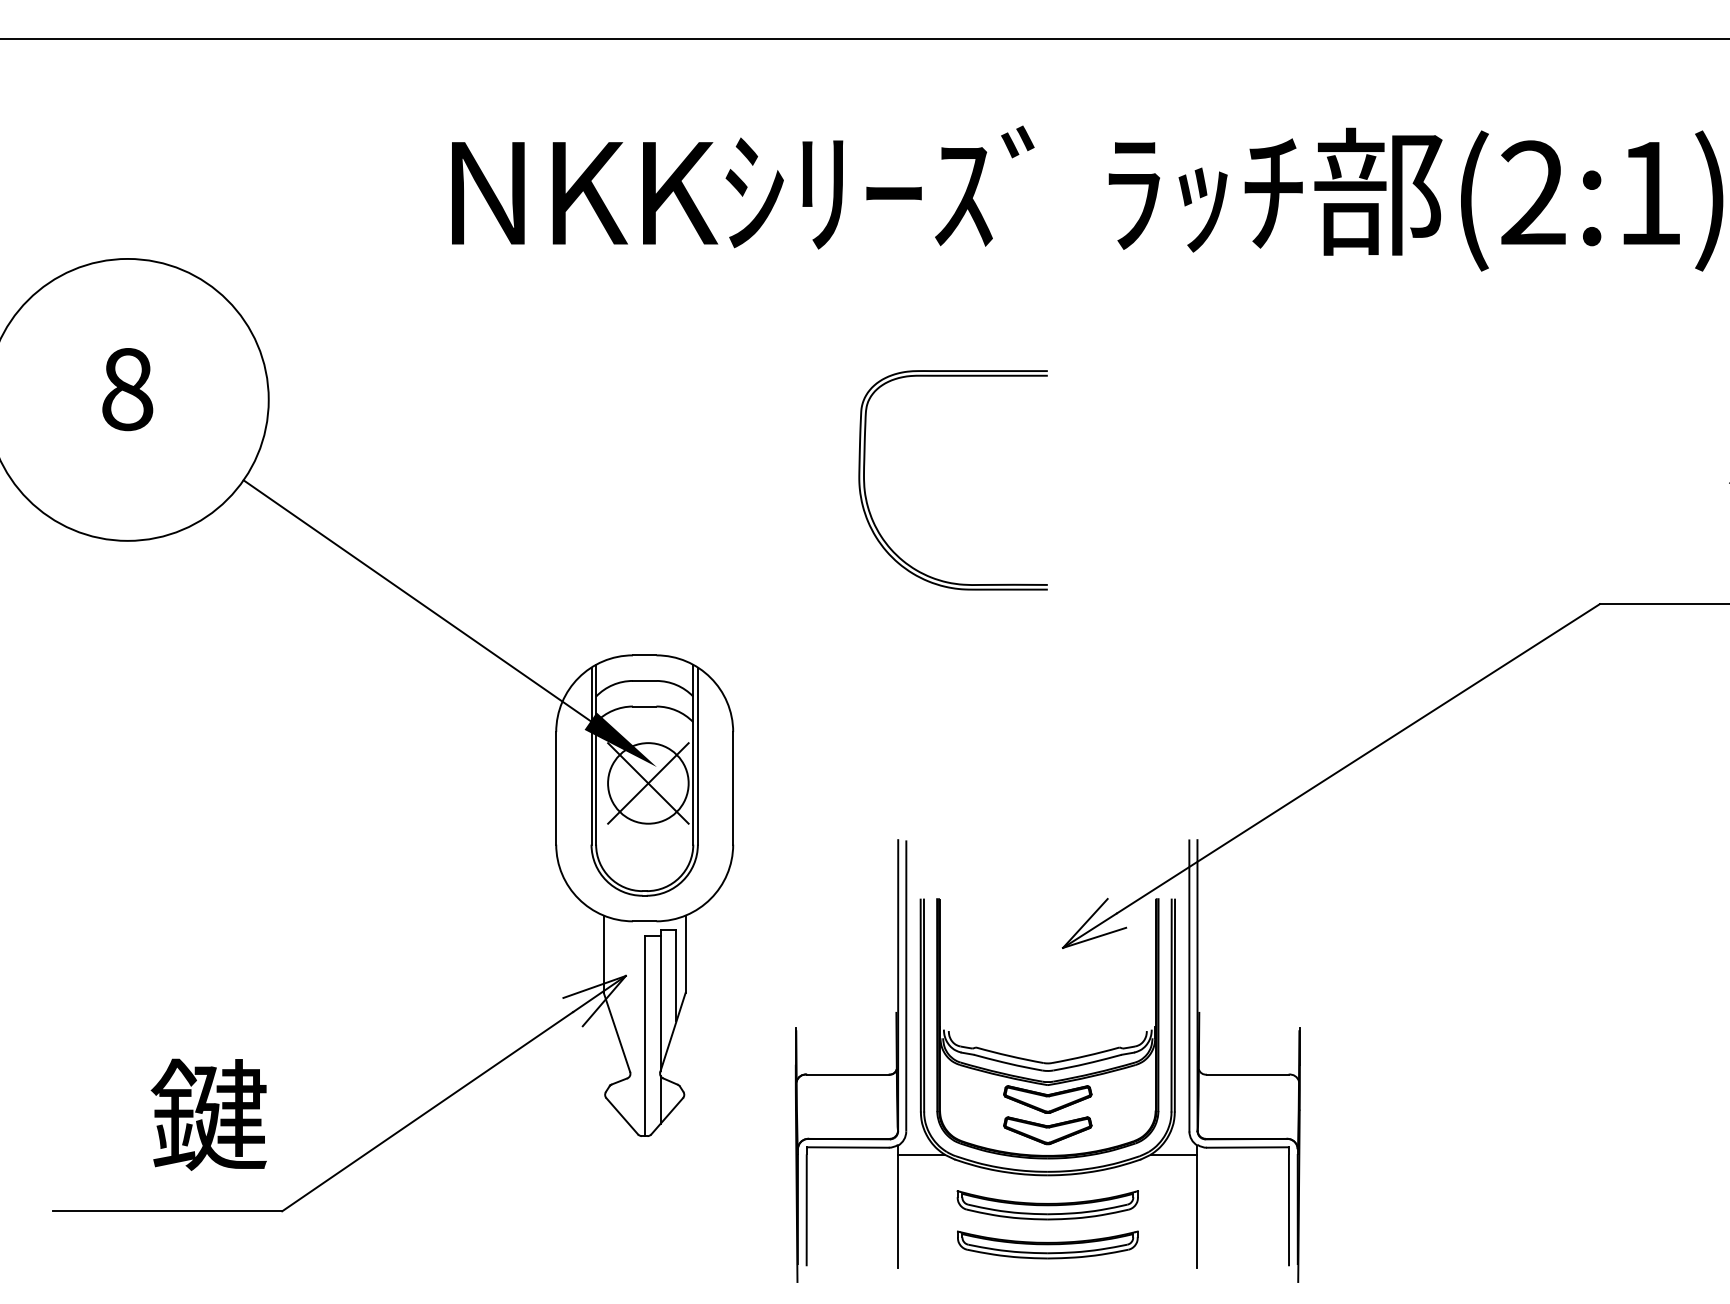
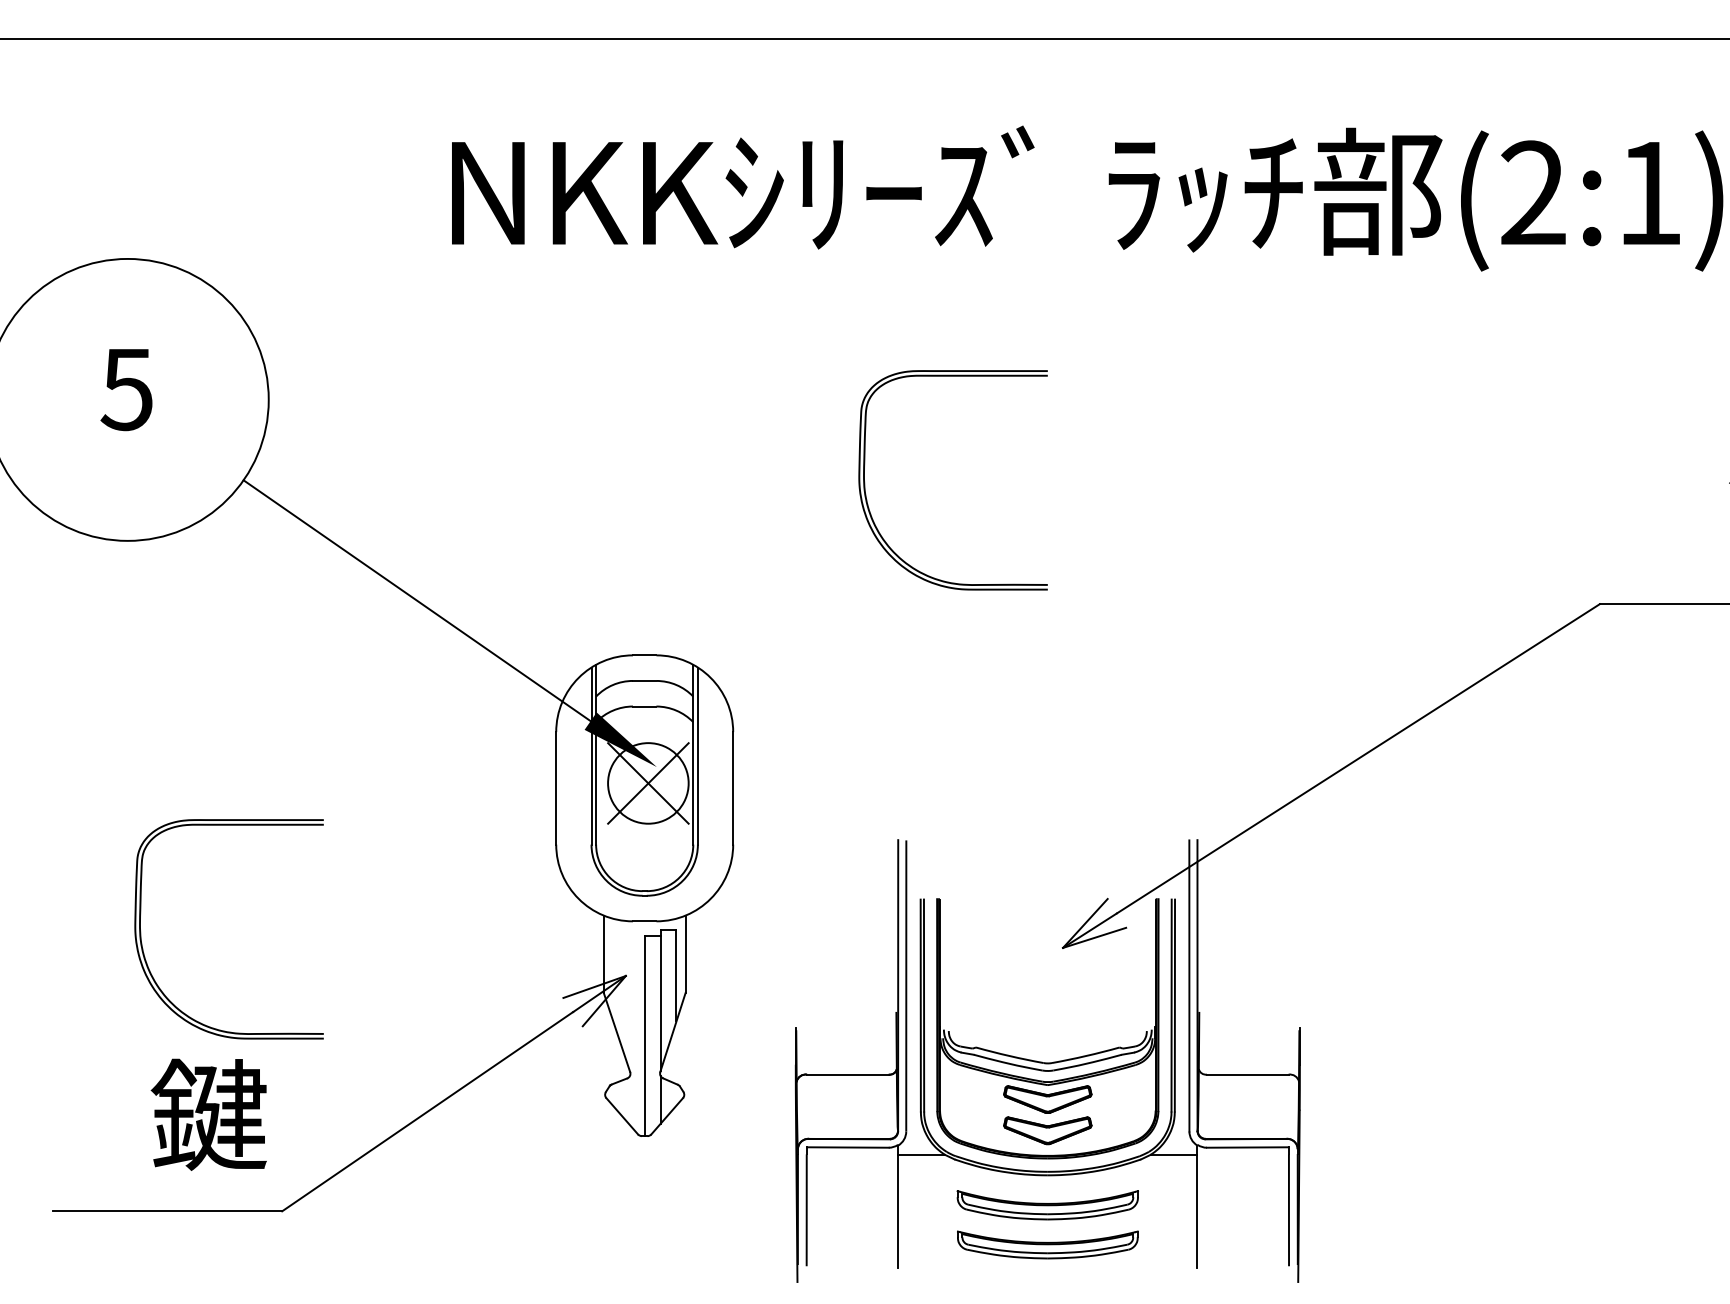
text: 8 -> 5 (126, 389)
part: none -> present (141, 931)
